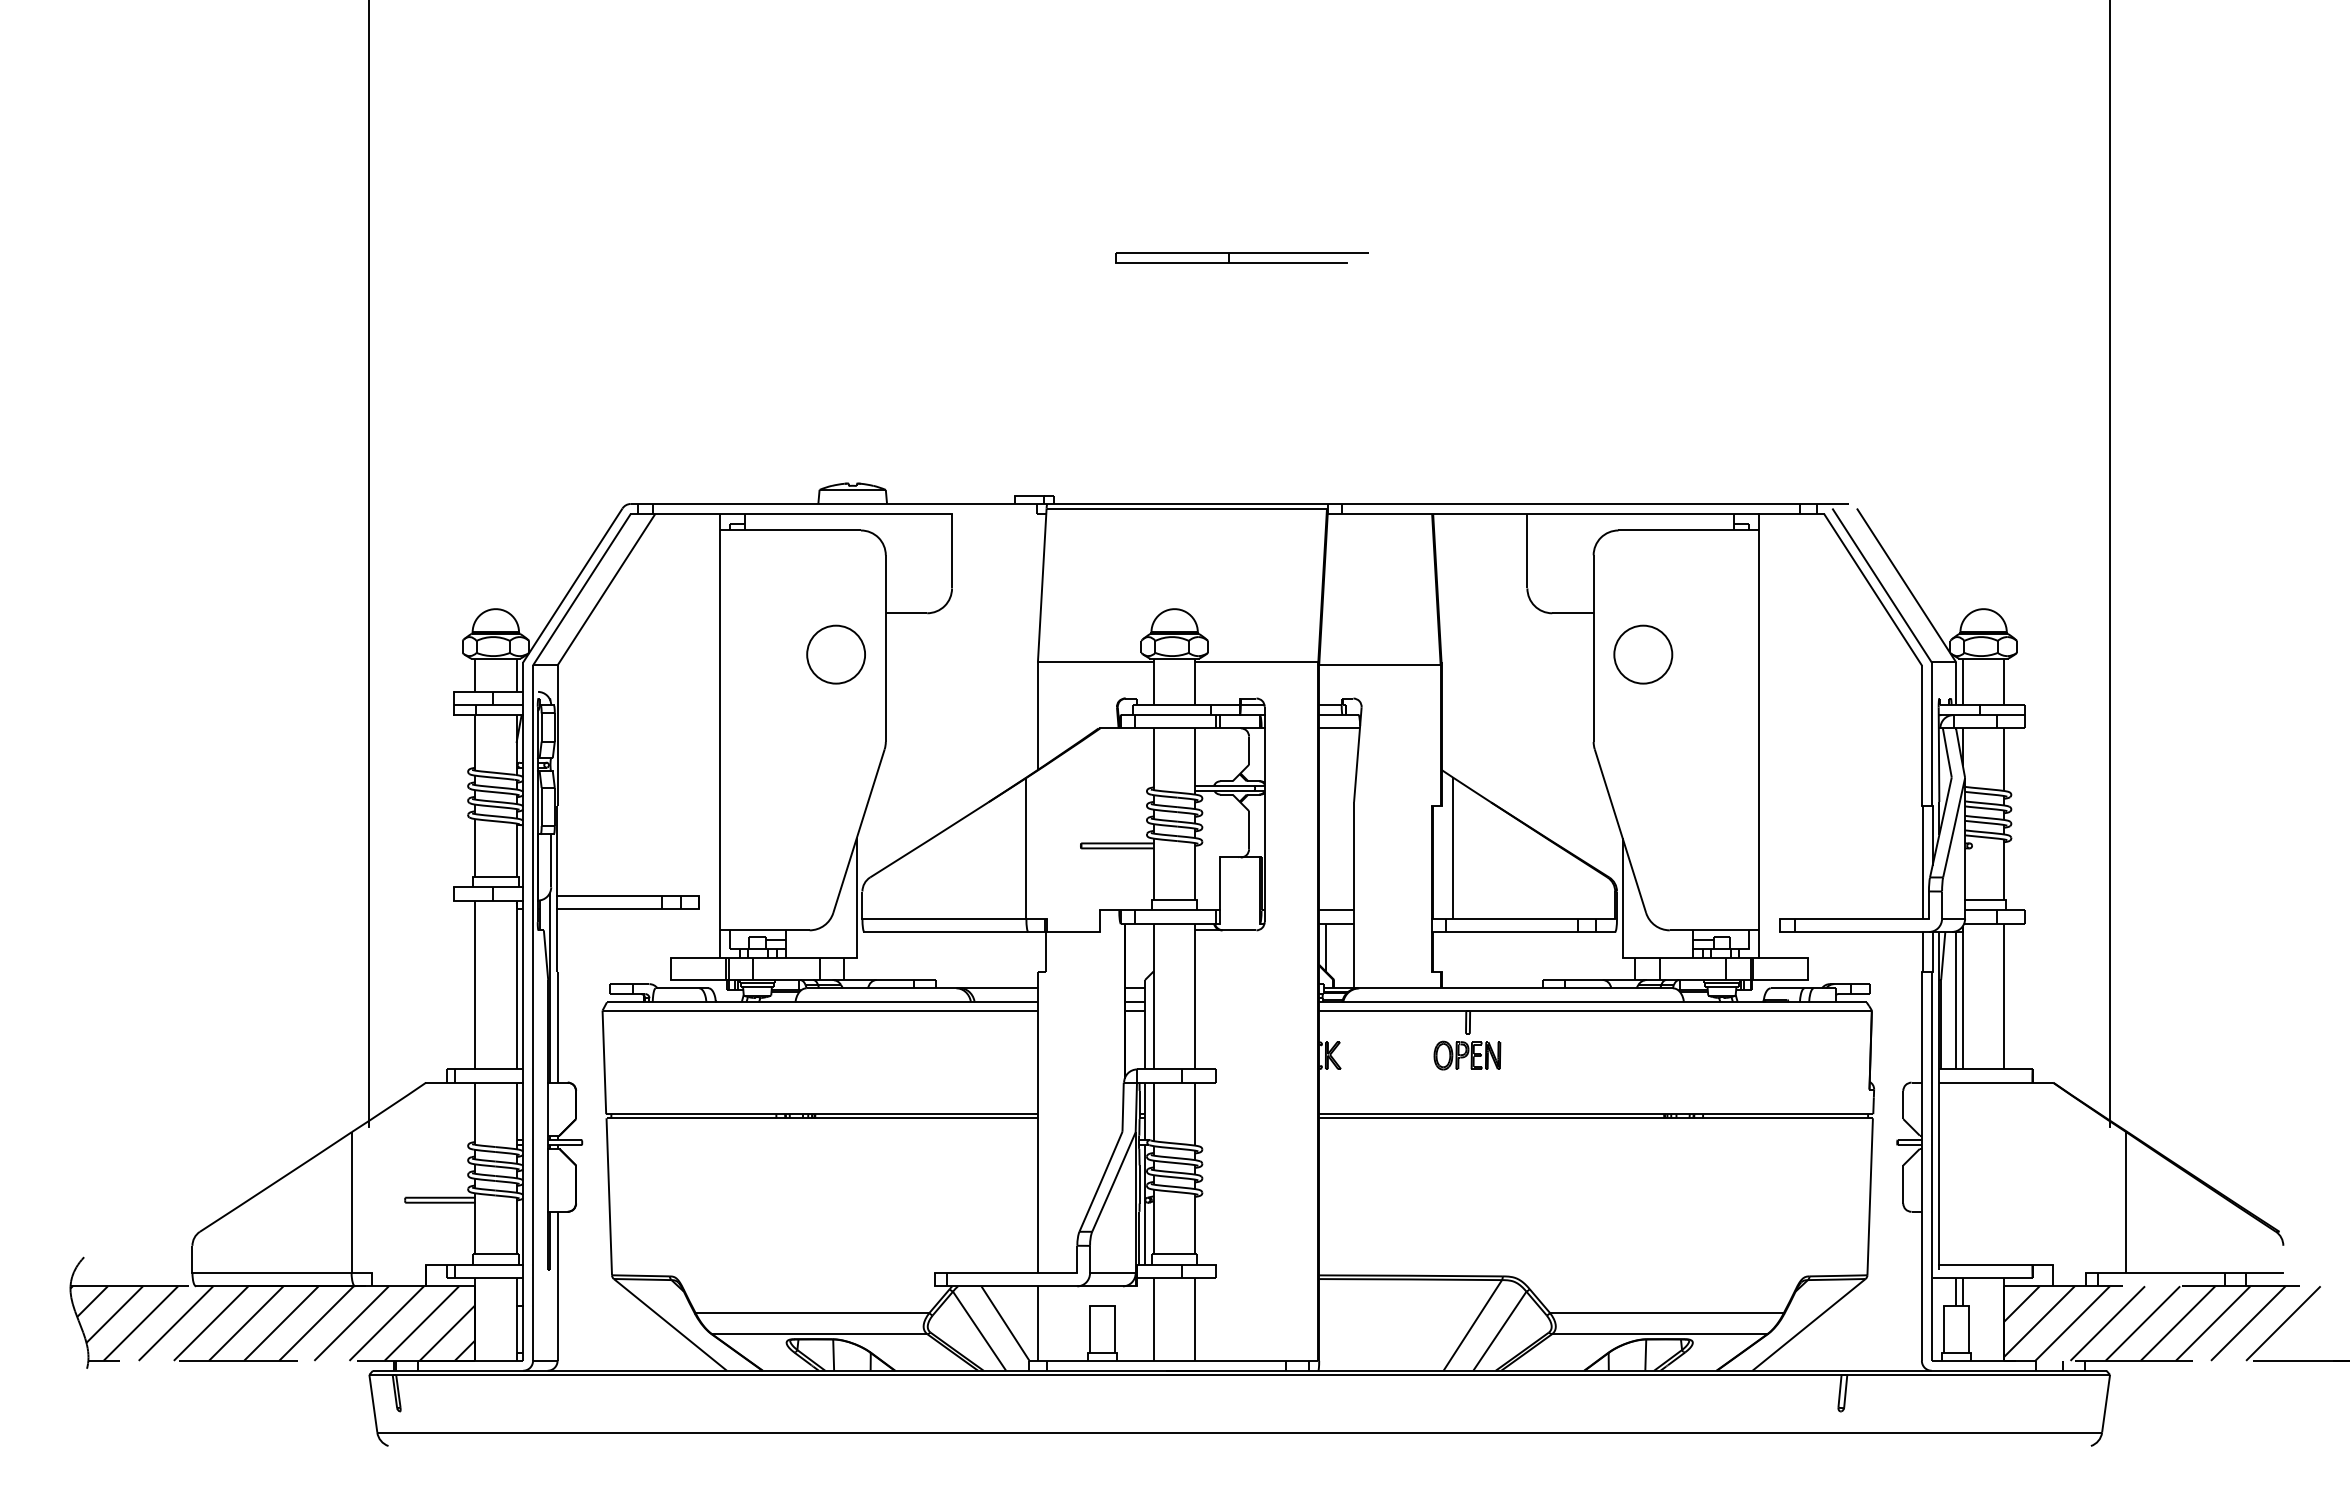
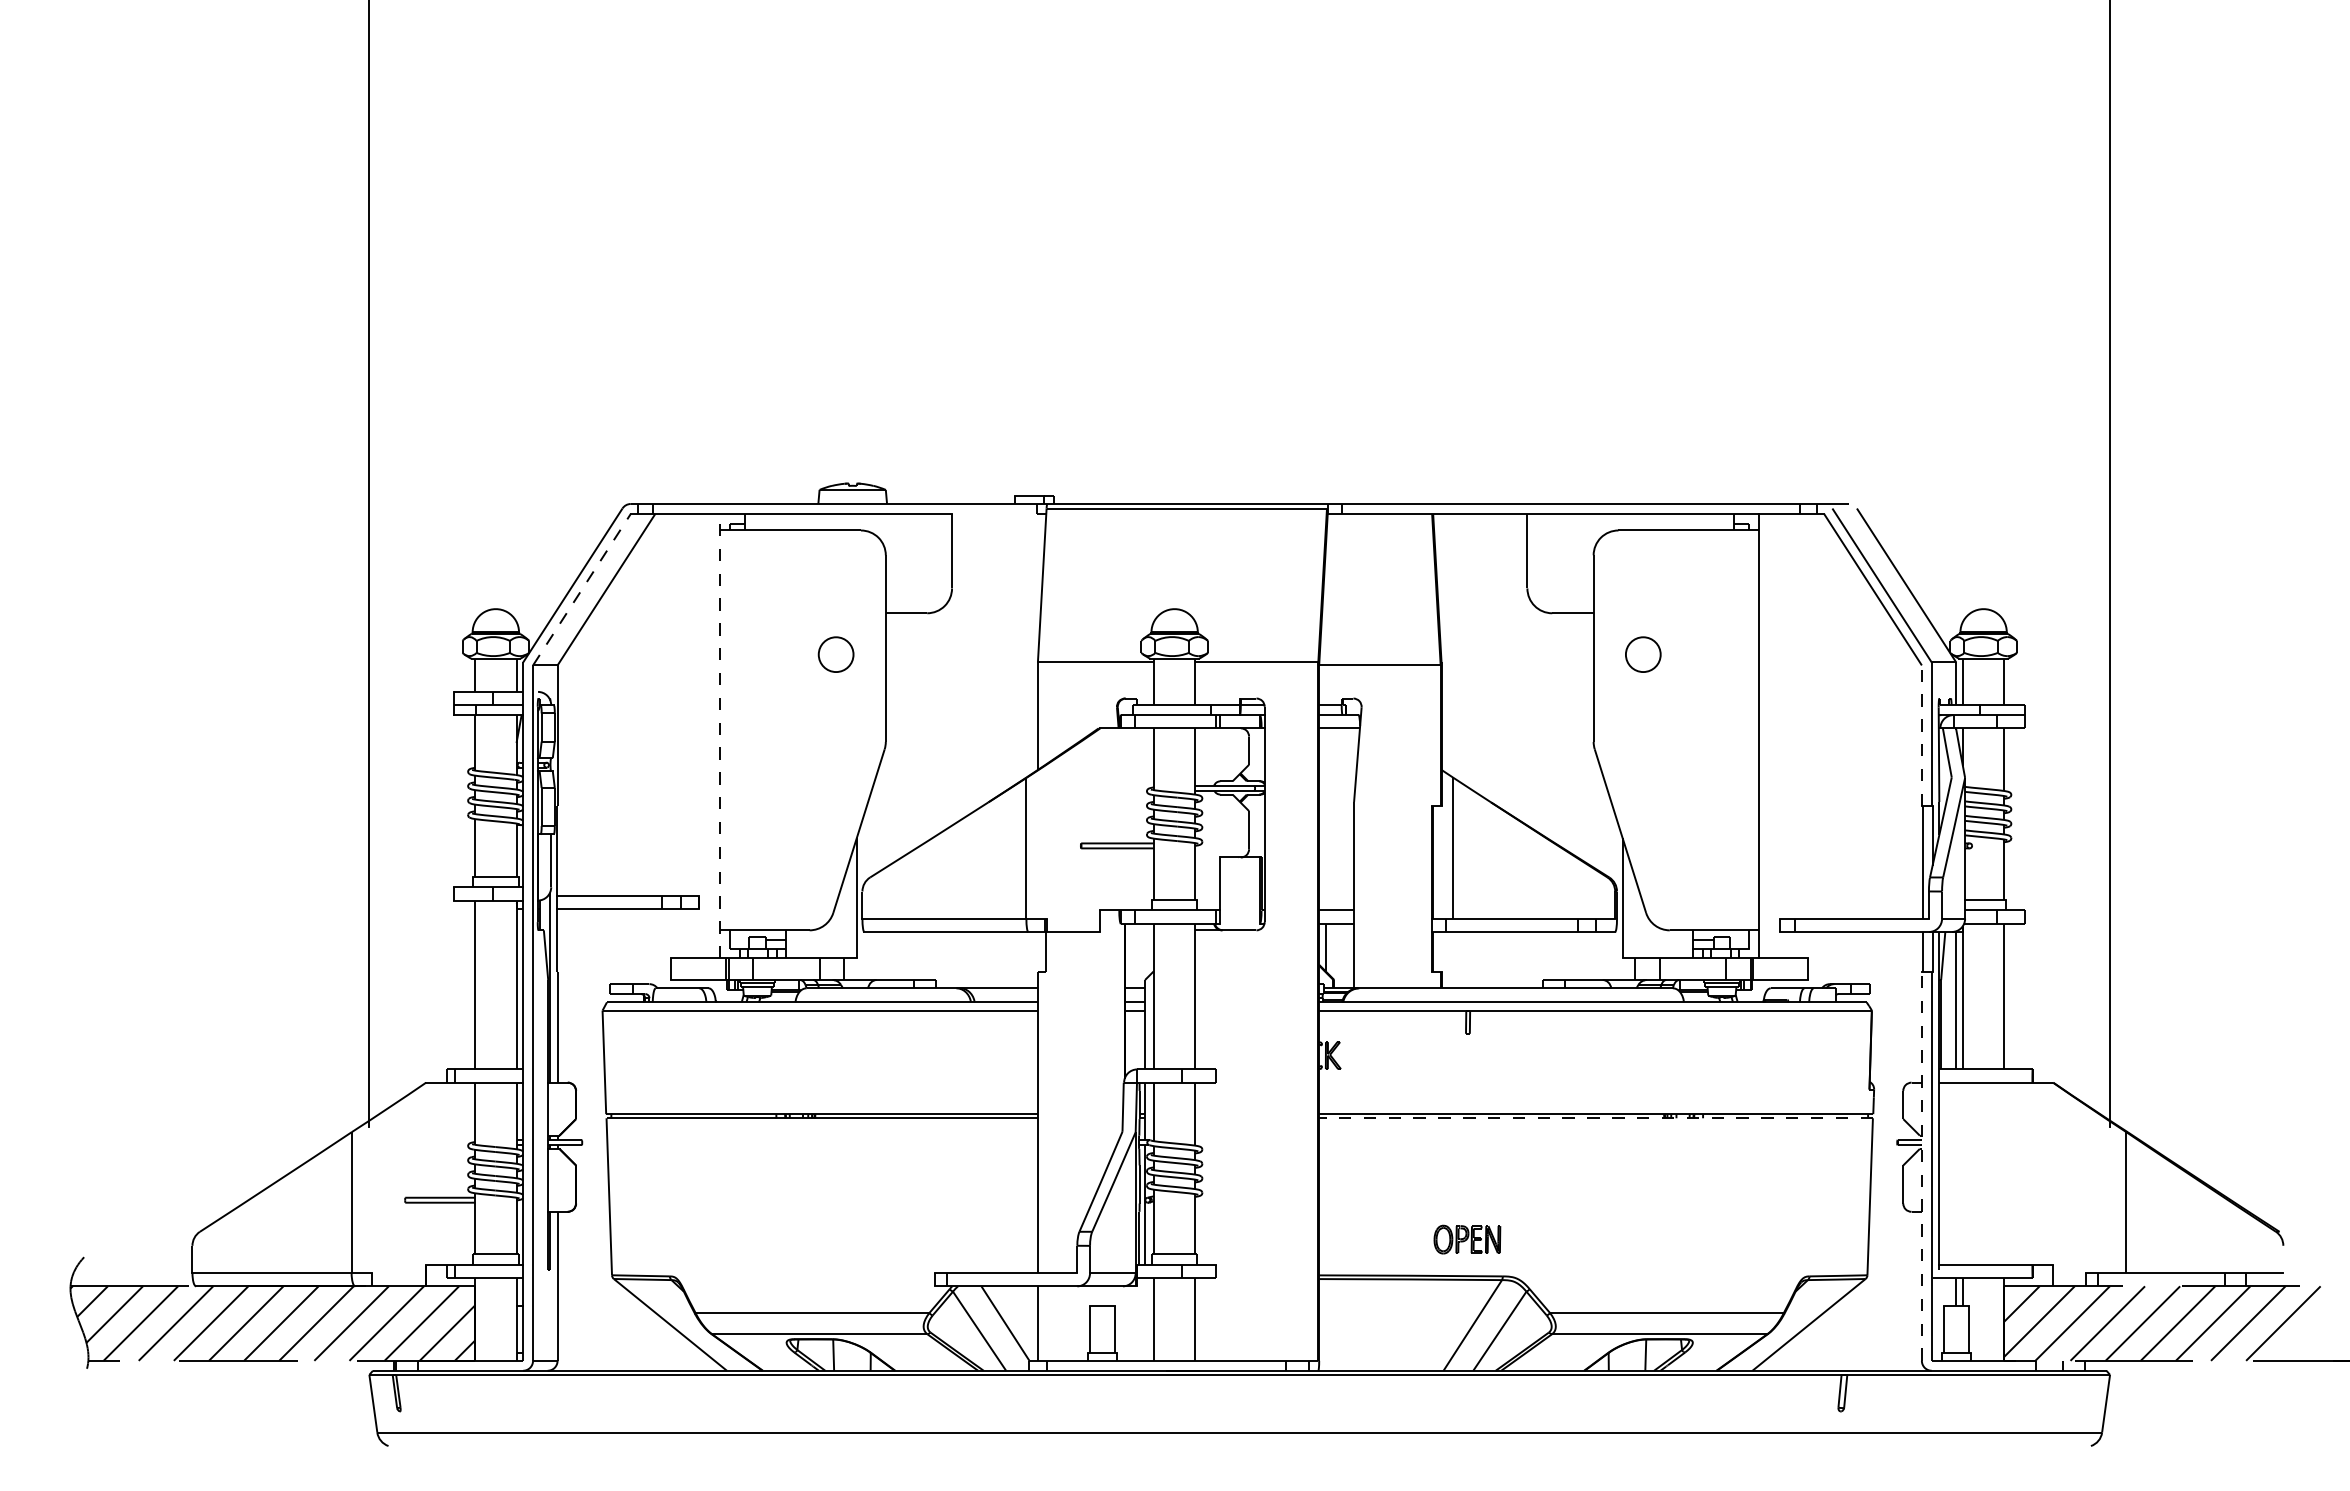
part: present -> none (1241, 257)
line: solid -> dashed (582, 589)
circle diameter: 58 px -> 35 px (835, 654)
circle diameter: 58 px -> 35 px (1642, 654)
line: solid -> dashed (720, 735)
line: solid -> dashed (1921, 735)
part position: (1467, 1055) -> (1467, 1239) (1467, 1239)
line: solid -> dashed (1596, 1118)
line: solid -> dashed (1921, 1166)
